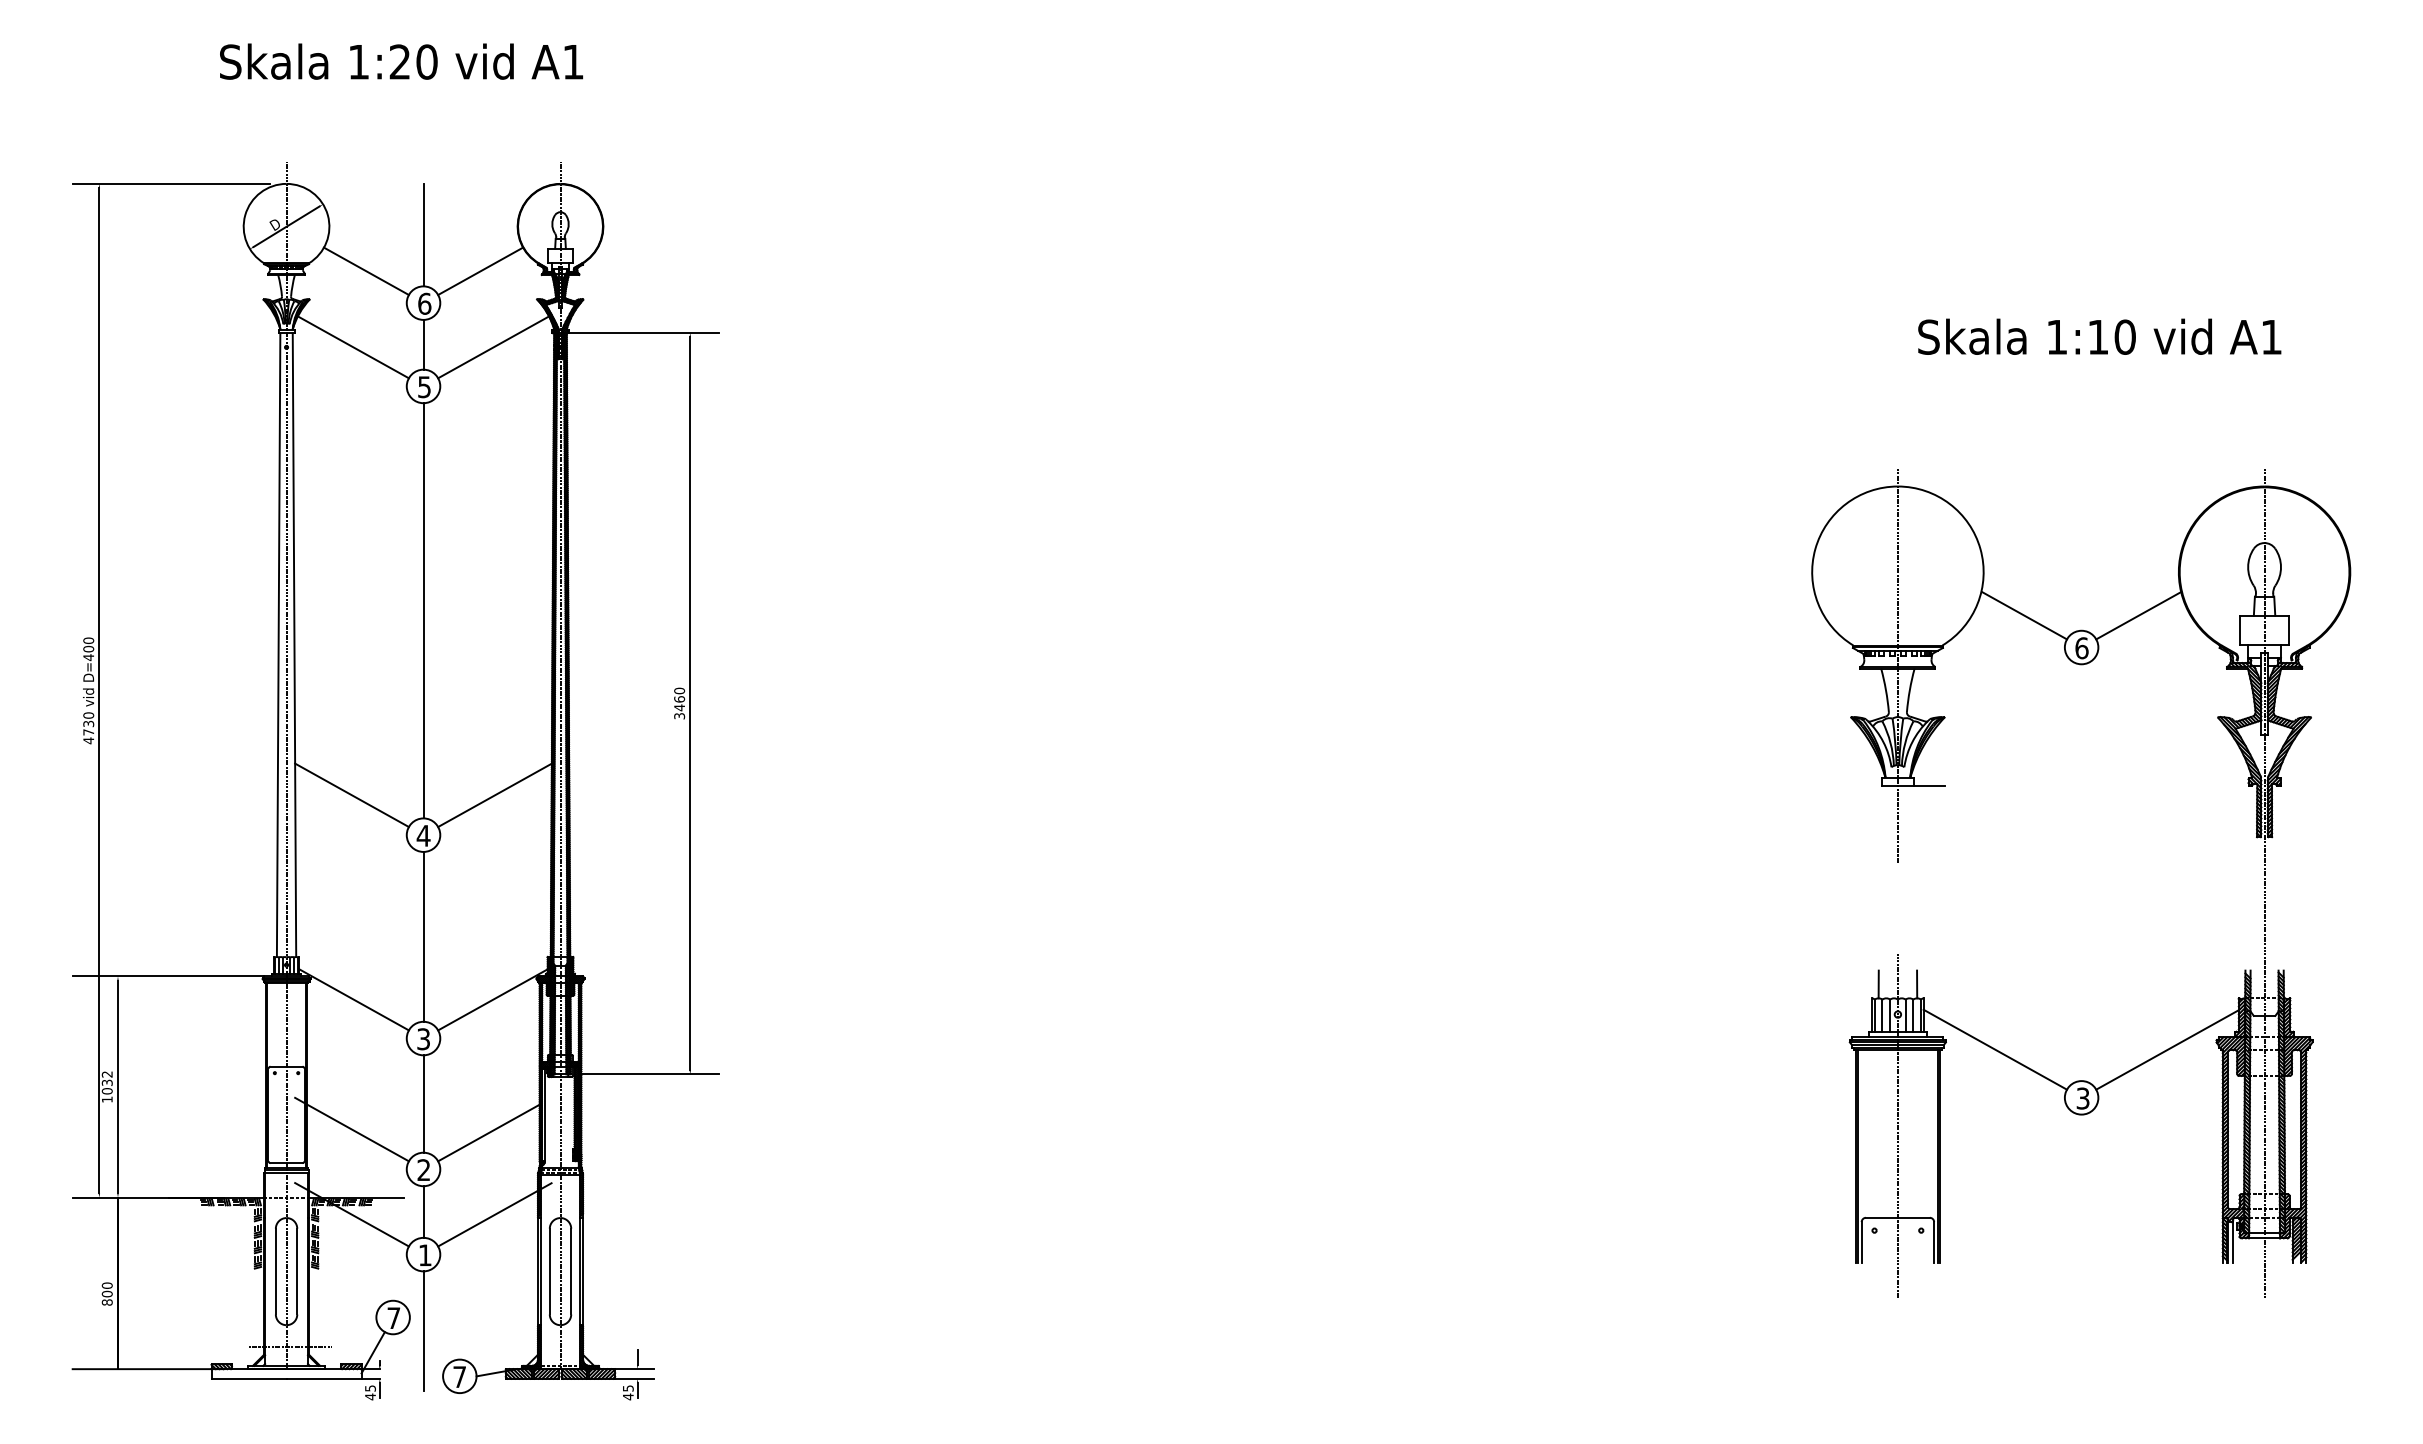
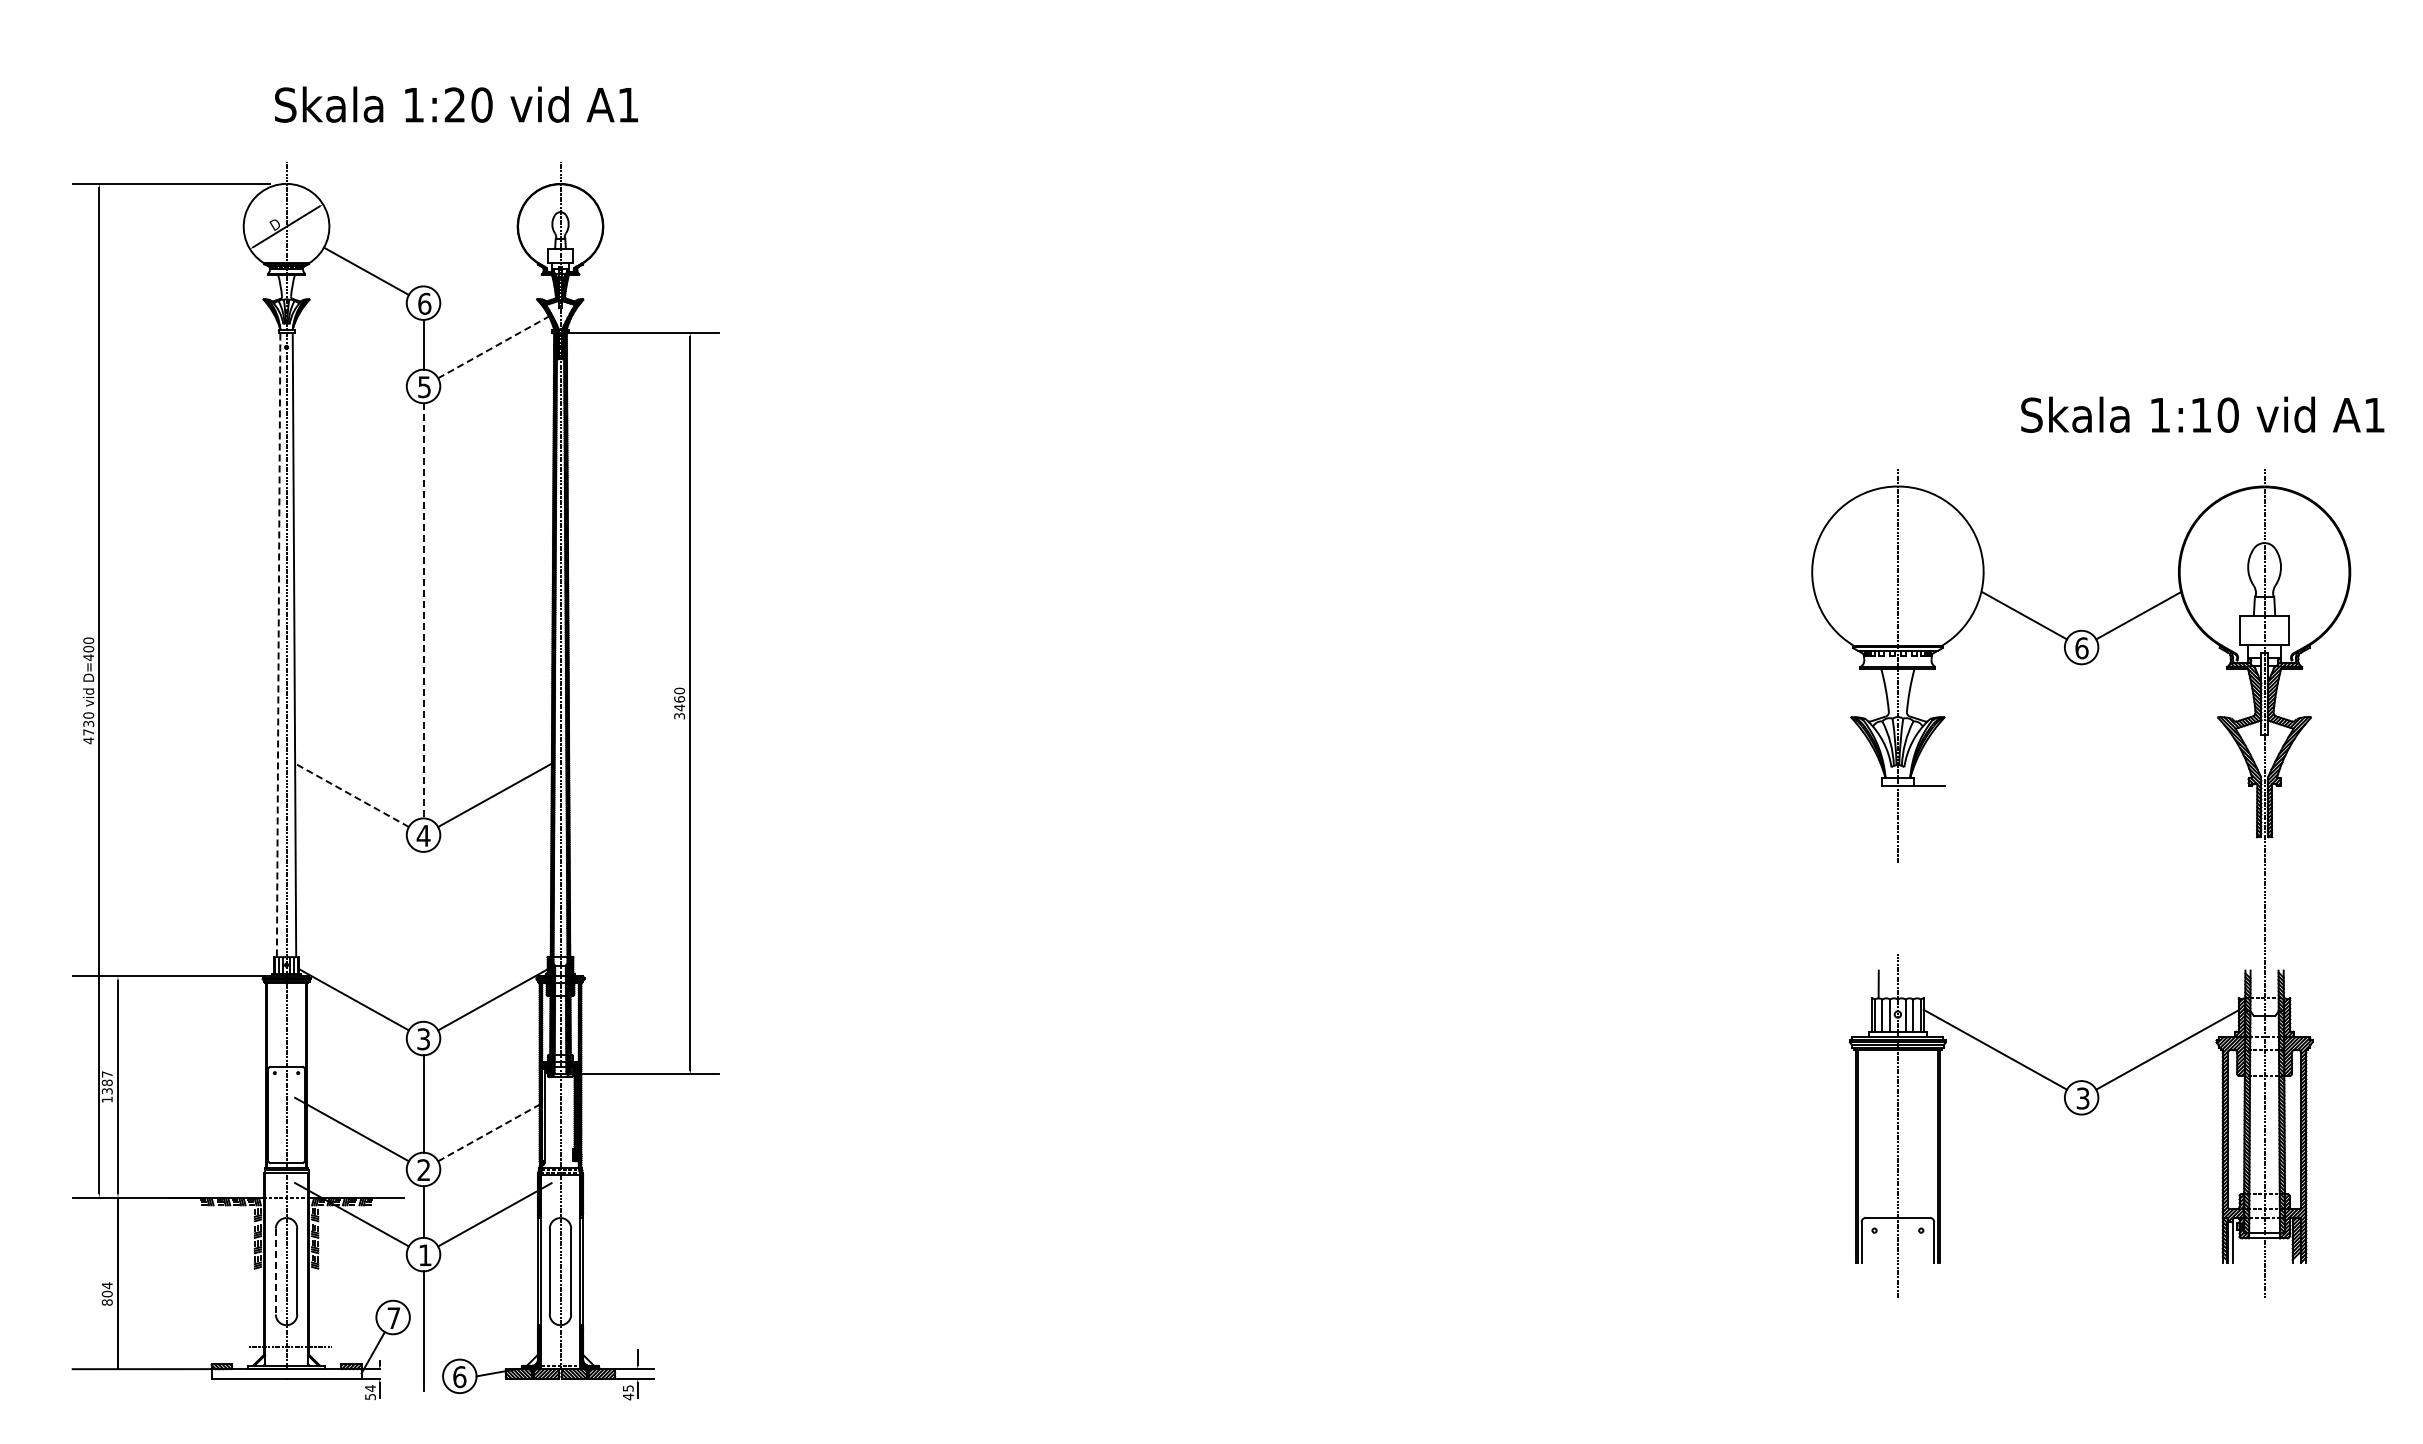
text position: (401, 61) -> (456, 104) (456, 104)
line: present -> none (423, 234)
line: present -> none (480, 270)
text position: (2099, 336) -> (2202, 414) (2202, 414)
line: present -> none (352, 346)
line: solid -> dashed (494, 346)
line: solid -> dashed (423, 610)
line: solid -> dashed (278, 645)
line: solid -> dashed (351, 795)
line: present -> none (423, 936)
line: present -> none (1917, 984)
text: 1032 -> 1387 (106, 1082)
line: solid -> dashed (489, 1132)
line: solid -> dashed (275, 1271)
text: 800 -> 804 (106, 1285)
text: 7 -> 6 (459, 1377)
text: 45 -> 54 (370, 1392)
